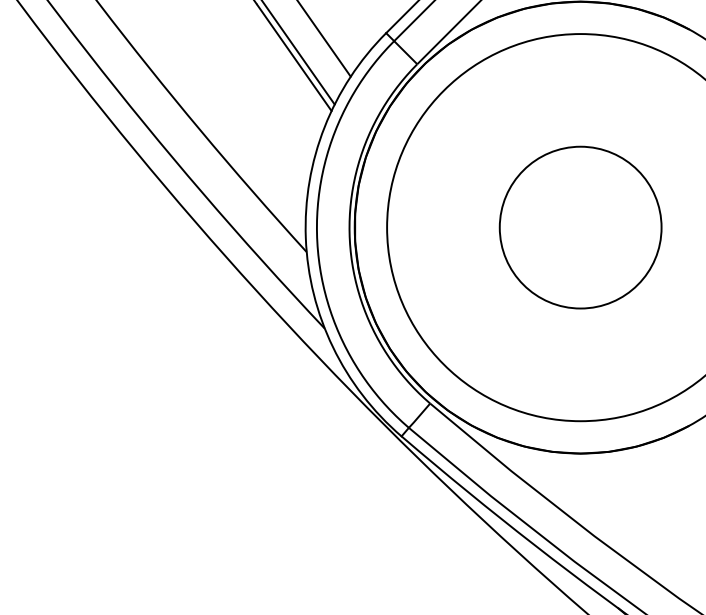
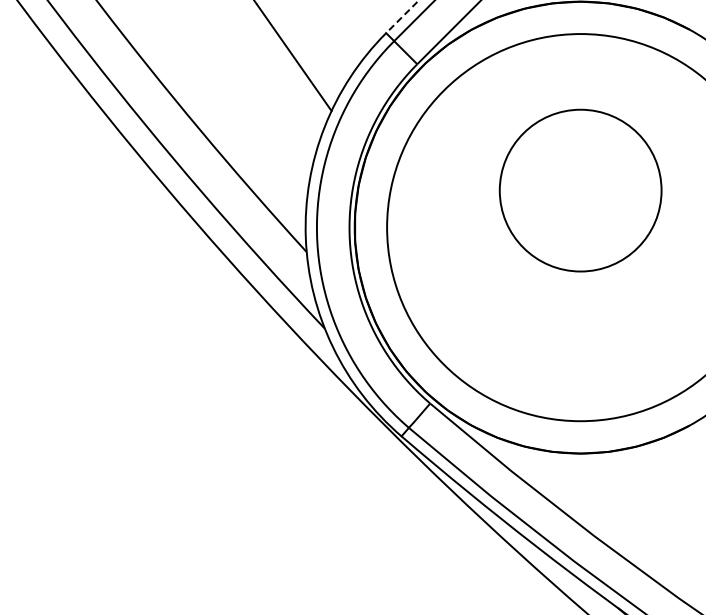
line: solid -> dashed (402, 16)
line: present -> none (324, 39)
line: present -> none (298, 53)
circle position: (580, 227) -> (580, 190) (580, 190)
